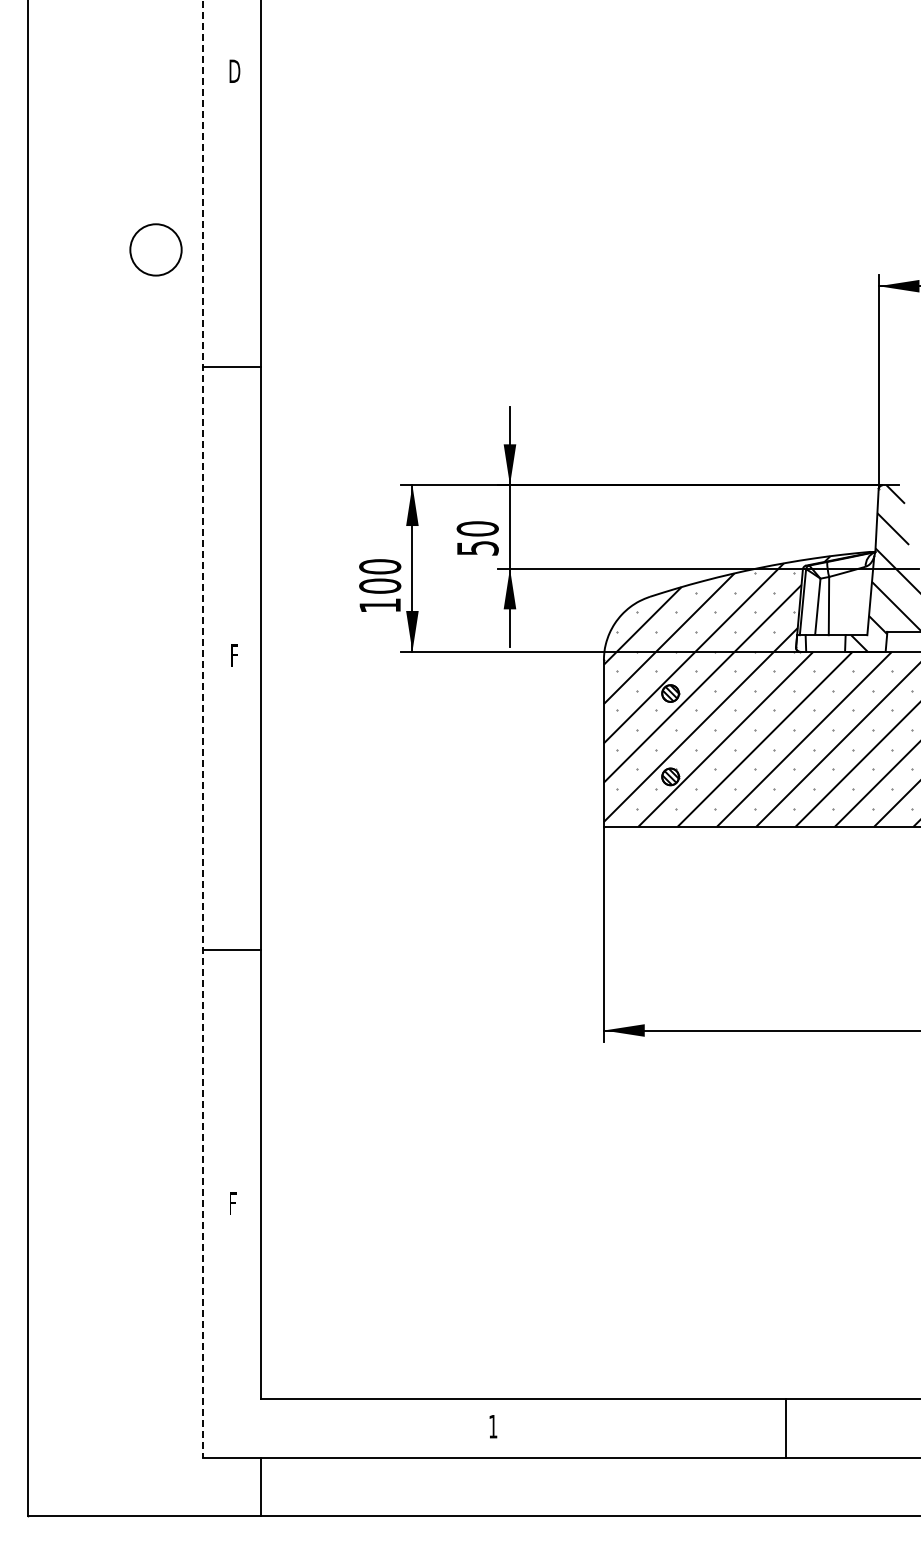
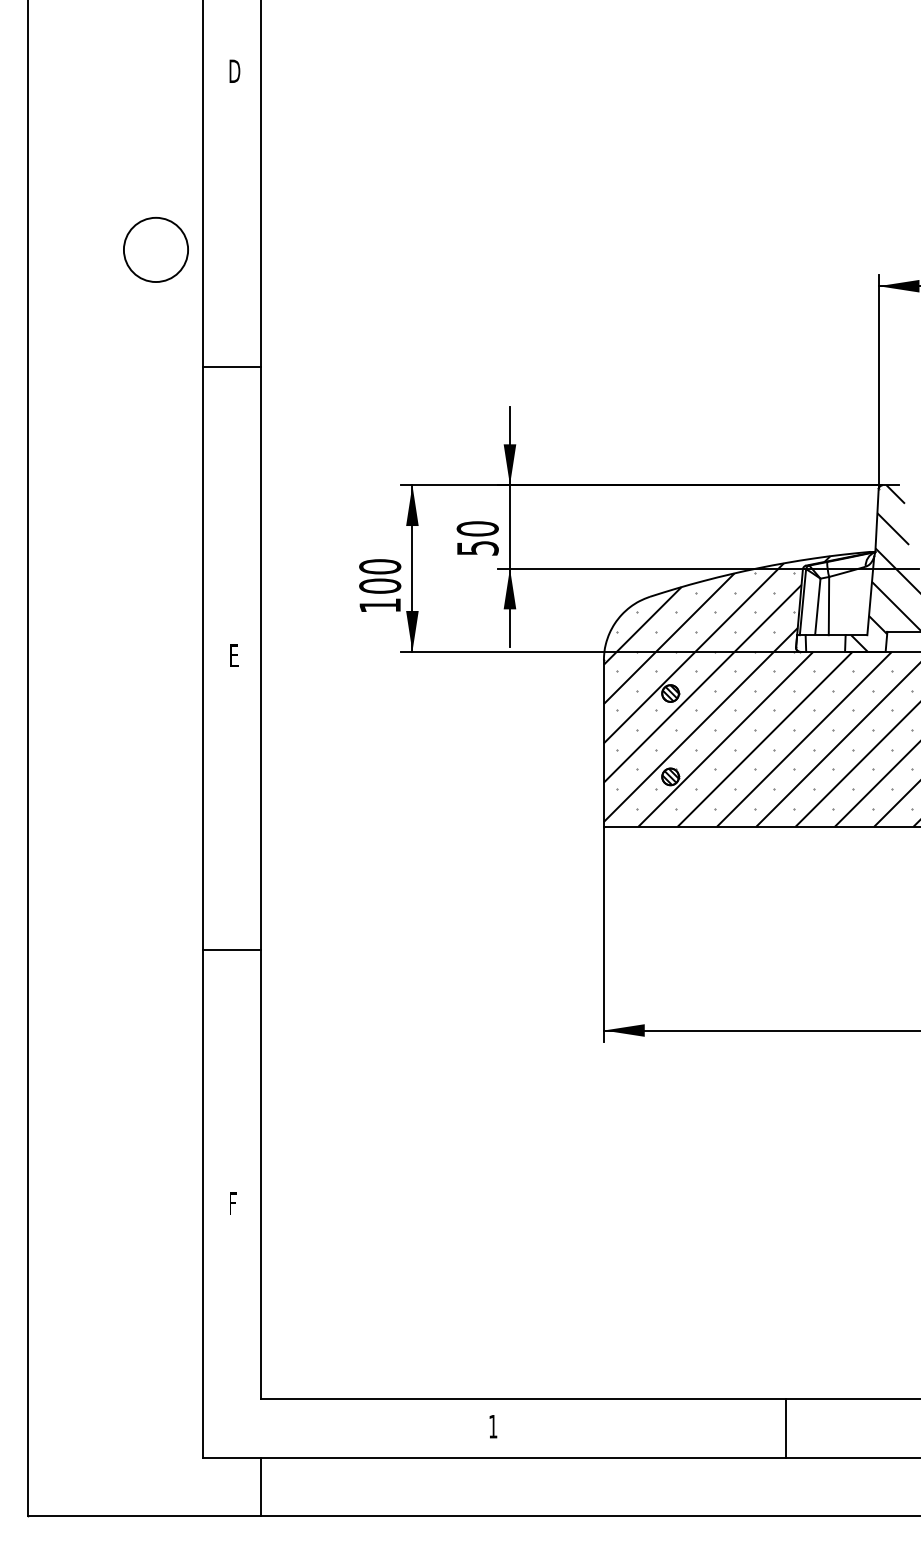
circle size: 54x54 px -> 66x66 px (155, 249)
text: F -> E (234, 655)
line: dashed -> solid (202, 728)
